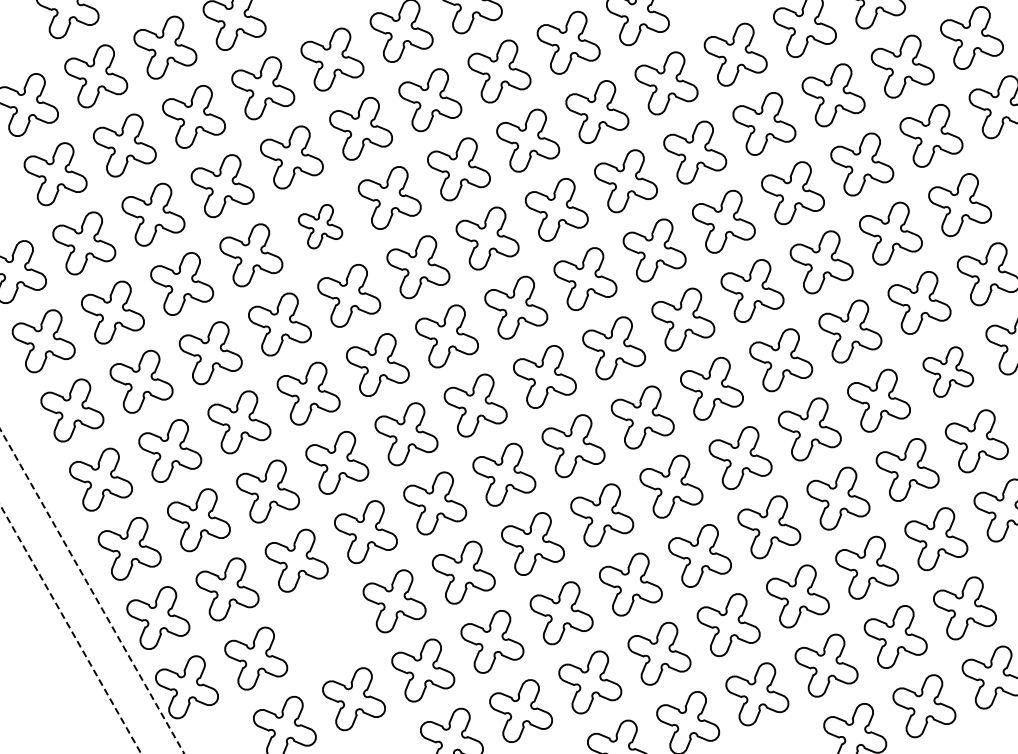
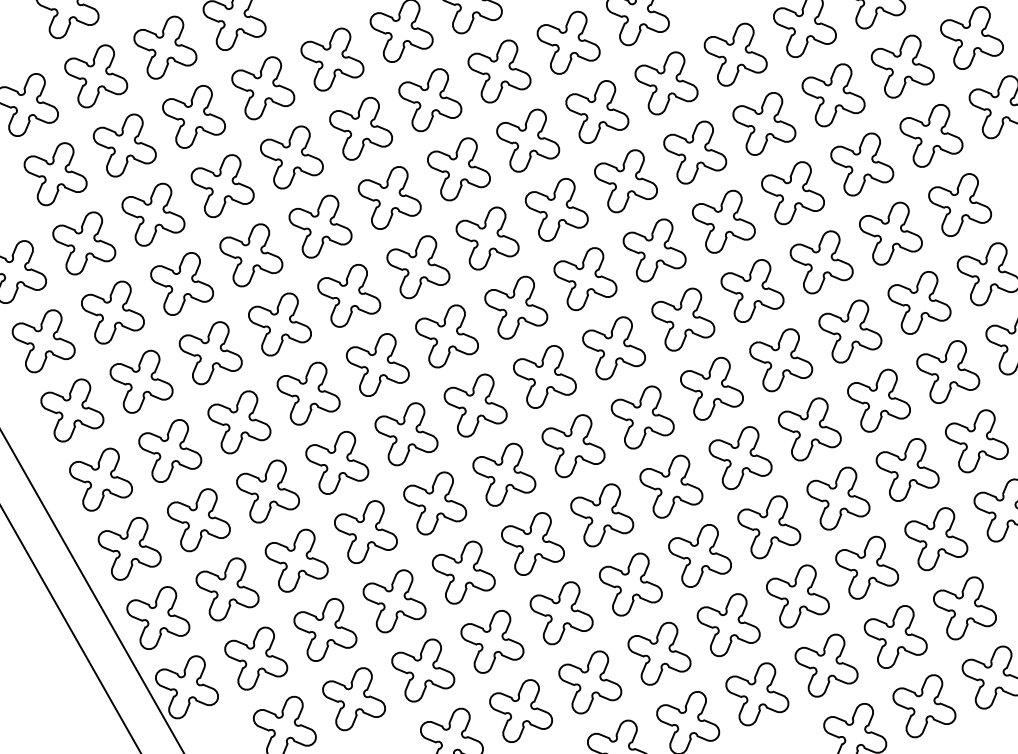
part size: 46x46 px -> 65x65 px (320, 226)
part size: 52x52 px -> 65x64 px (948, 371)
line: dashed -> solid (92, 591)
line: dashed -> solid (71, 629)
part: none -> present (325, 629)
